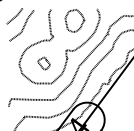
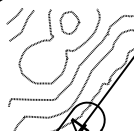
part position: (74, 20) -> (69, 22) (69, 22)
part: present -> none (43, 63)
